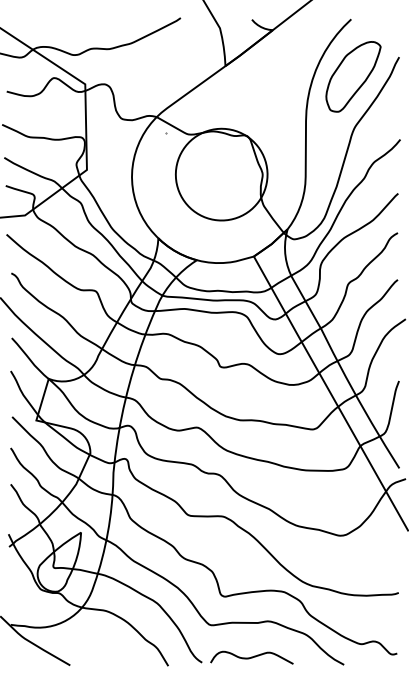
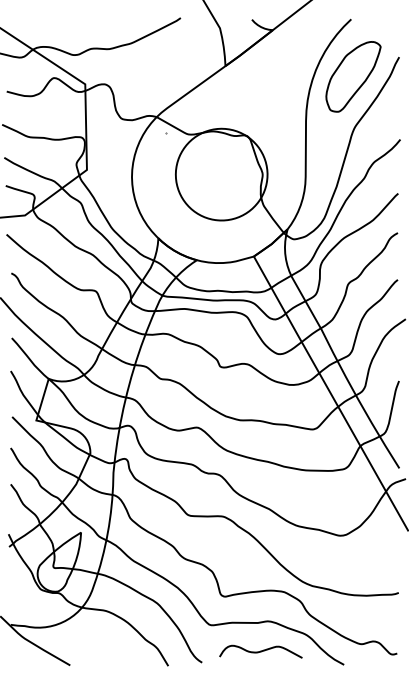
curve position: (251, 657) -> (260, 651) (260, 651)
